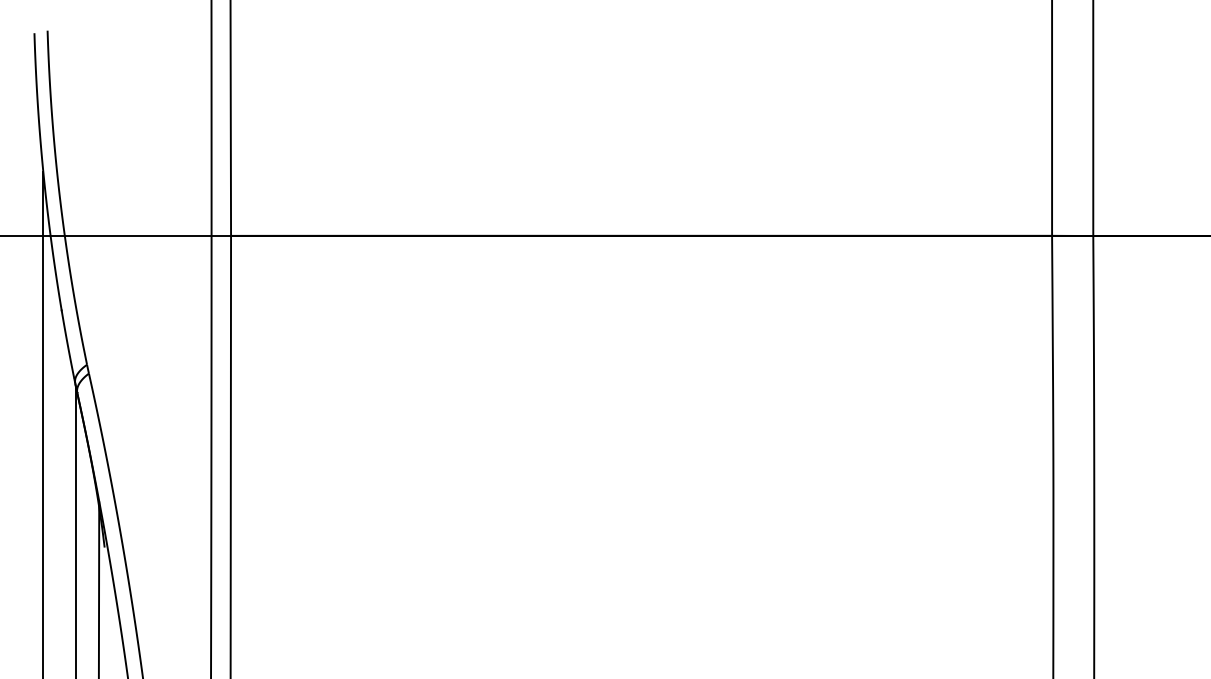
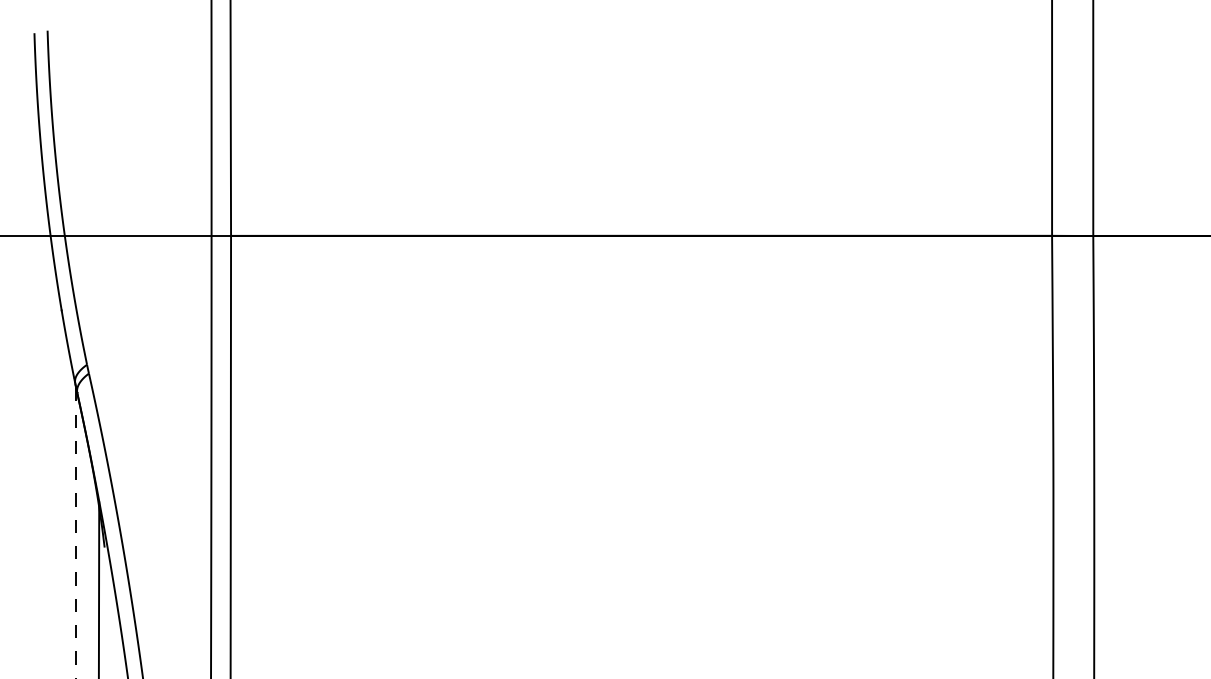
line: present -> none (43, 423)
line: solid -> dashed (76, 533)
